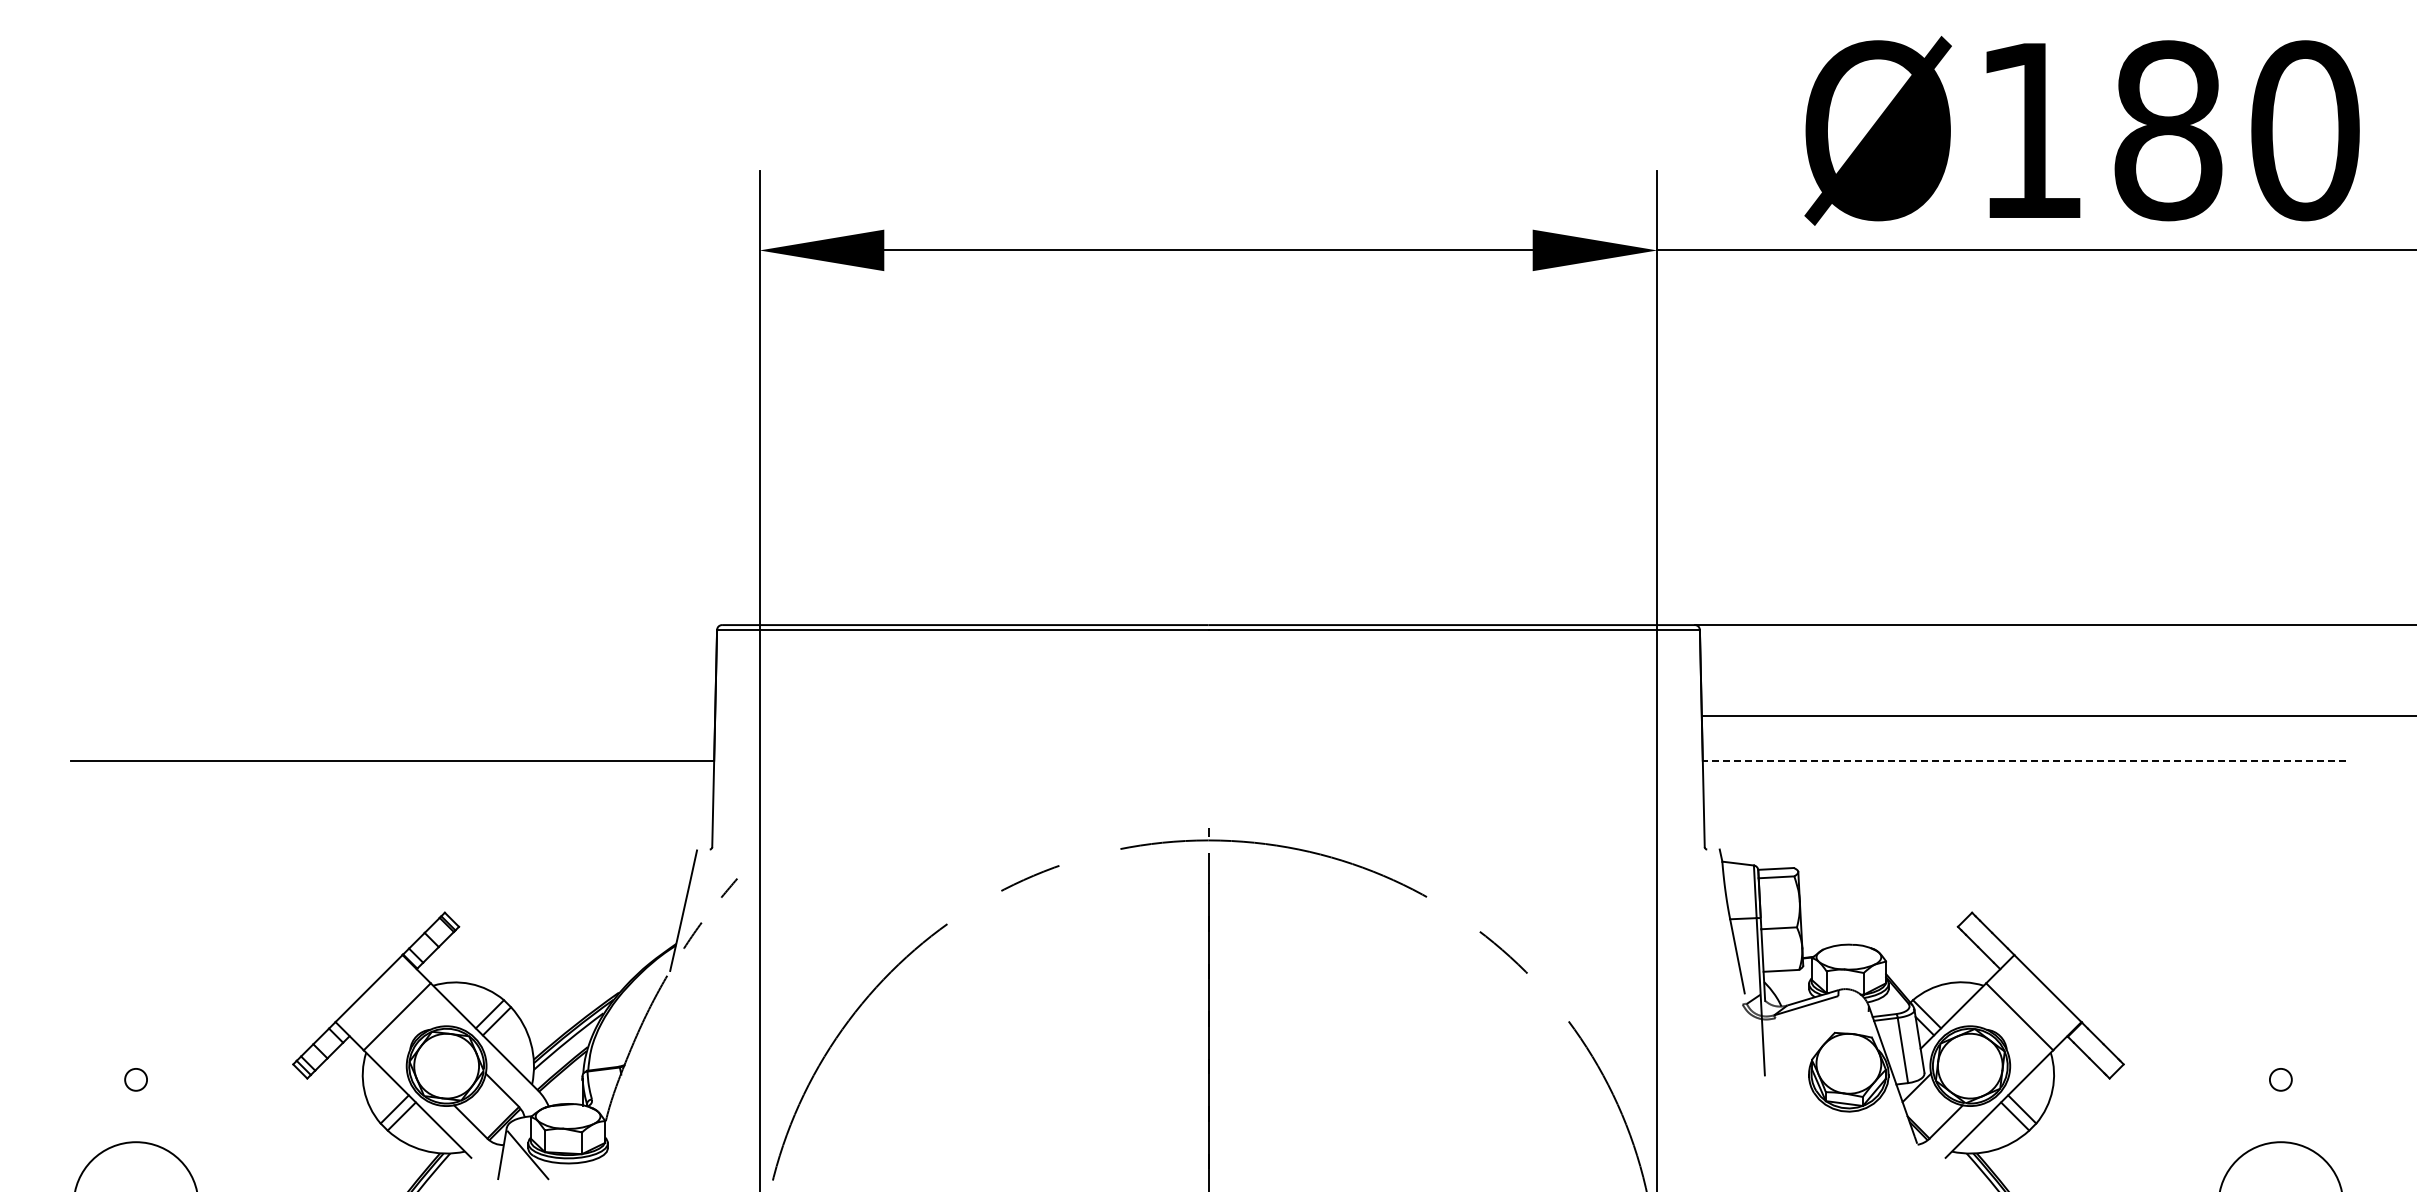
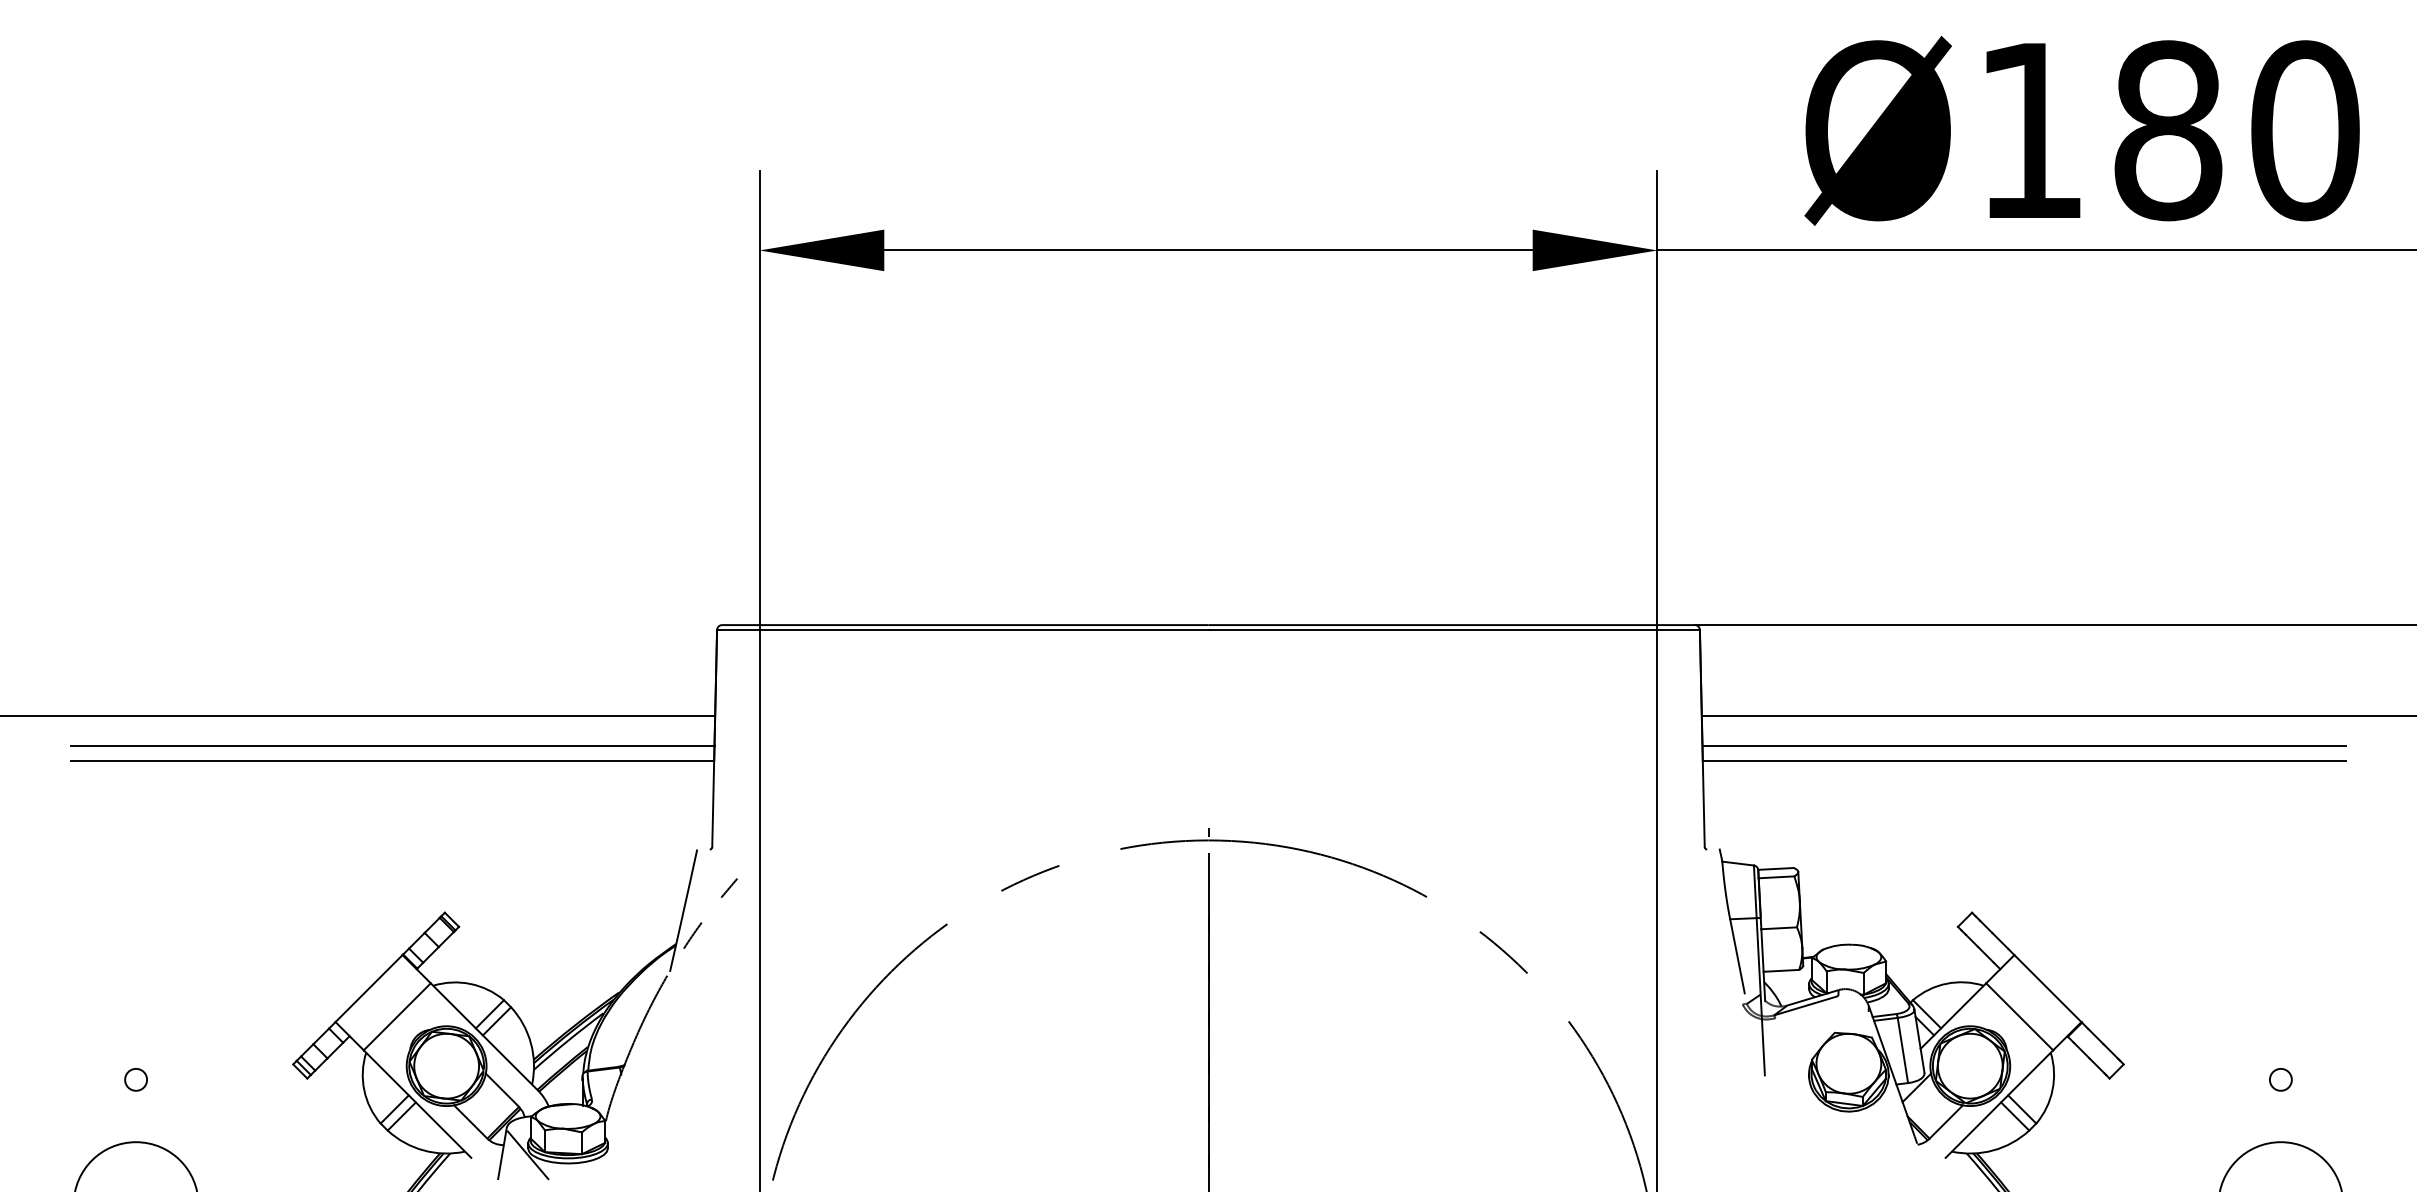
line: none -> present (358, 715)
line: none -> present (392, 745)
line: none -> present (2023, 745)
line: dashed -> solid (2023, 760)
